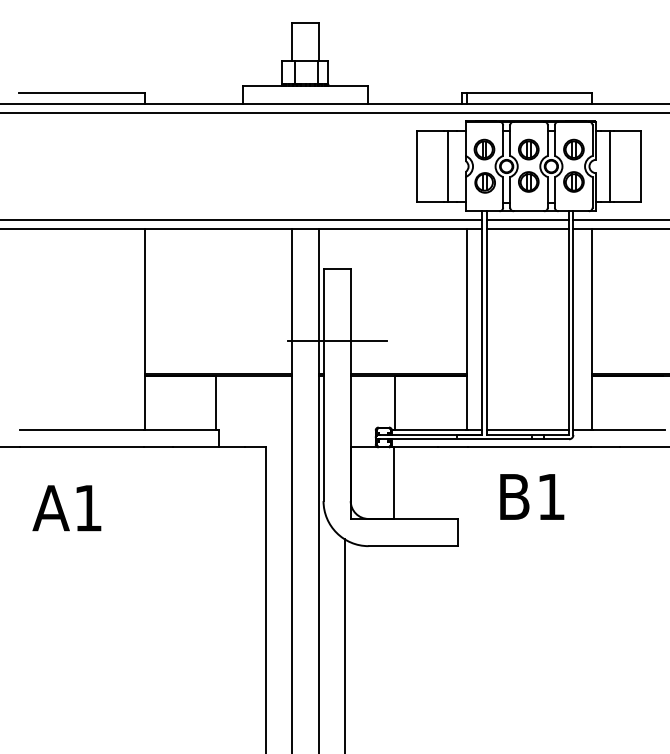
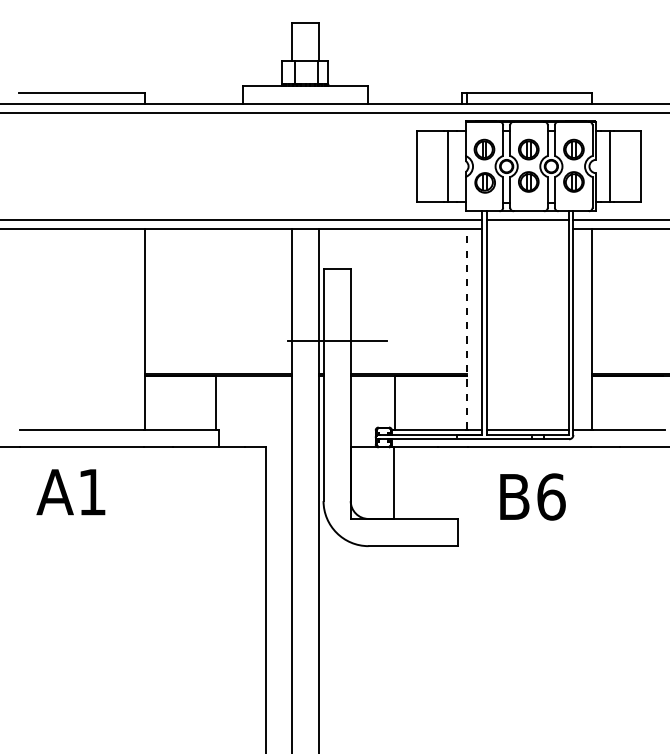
line: present -> none (527, 229)
line: solid -> dashed (466, 328)
text: B1 -> B6 (551, 496)
text position: (66, 508) -> (70, 492) (70, 492)
line: present -> none (344, 644)
